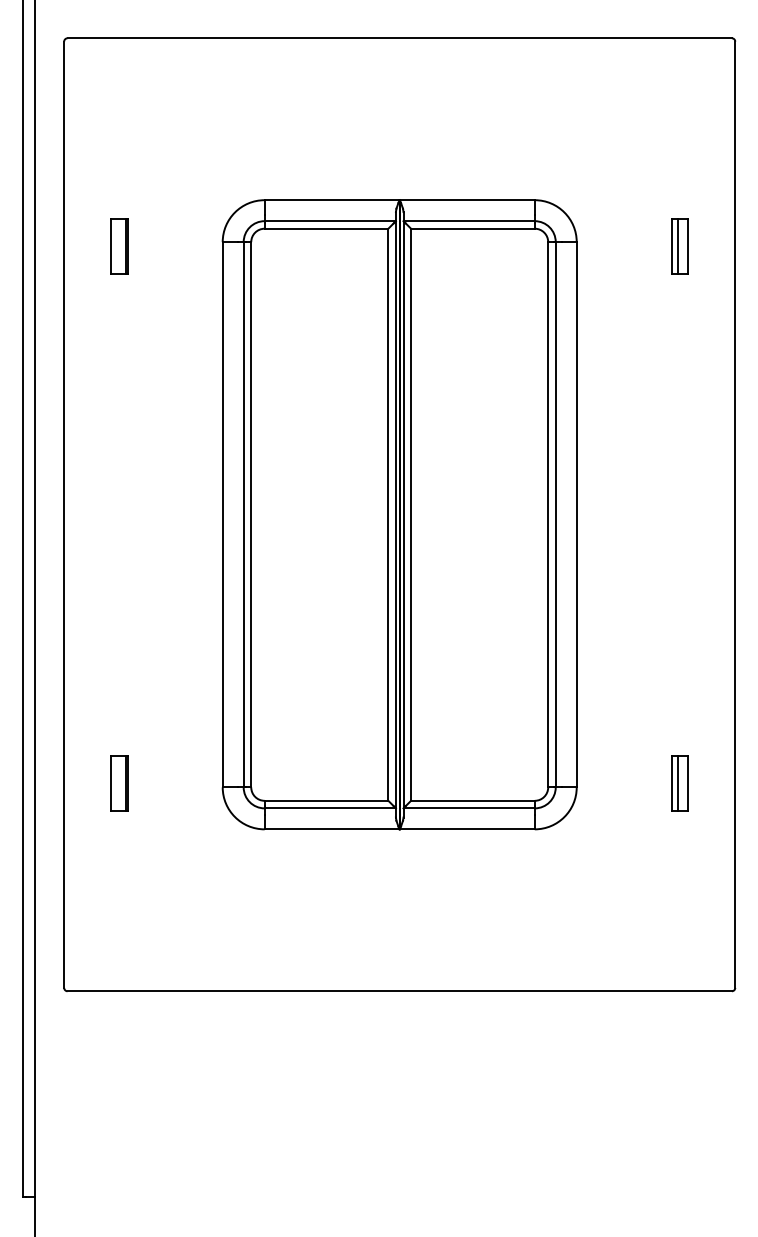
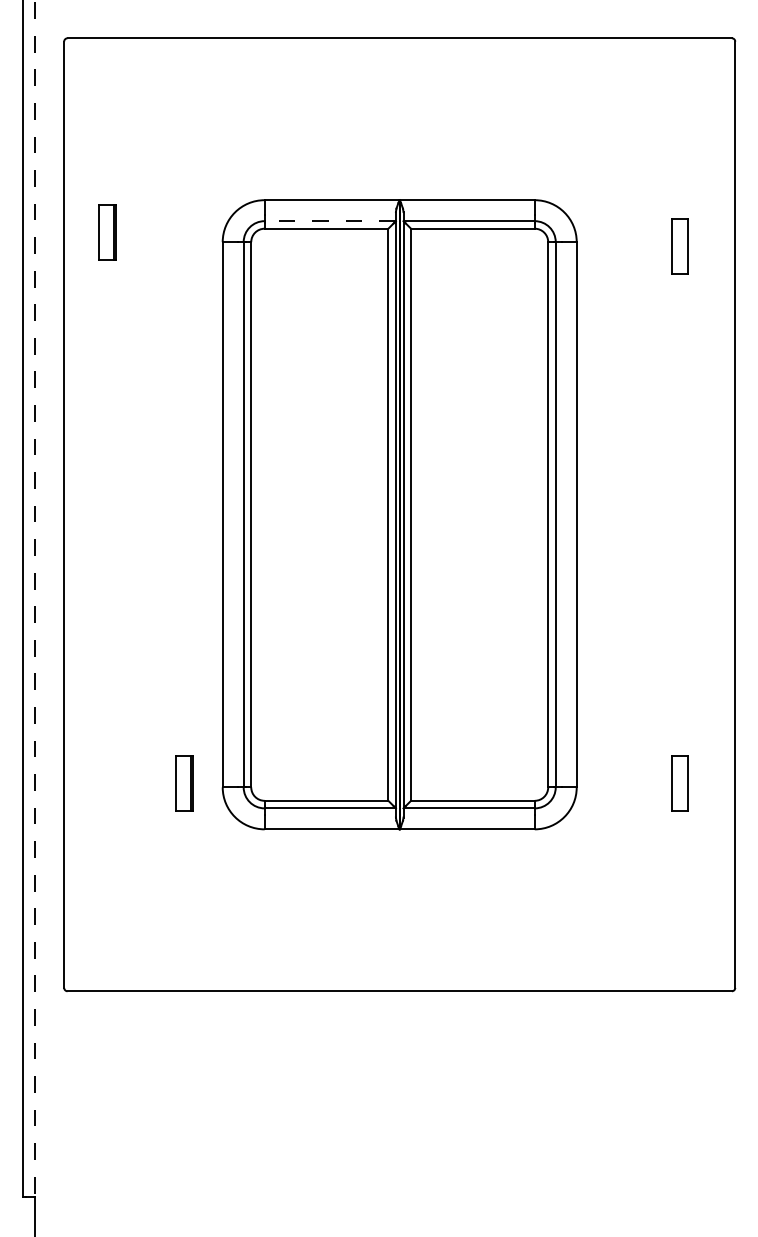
line: solid -> dashed (330, 221)
part position: (119, 246) -> (107, 232) (107, 232)
line: present -> none (678, 246)
line: solid -> dashed (34, 599)
line: present -> none (678, 782)
part position: (119, 783) -> (184, 783) (184, 783)
